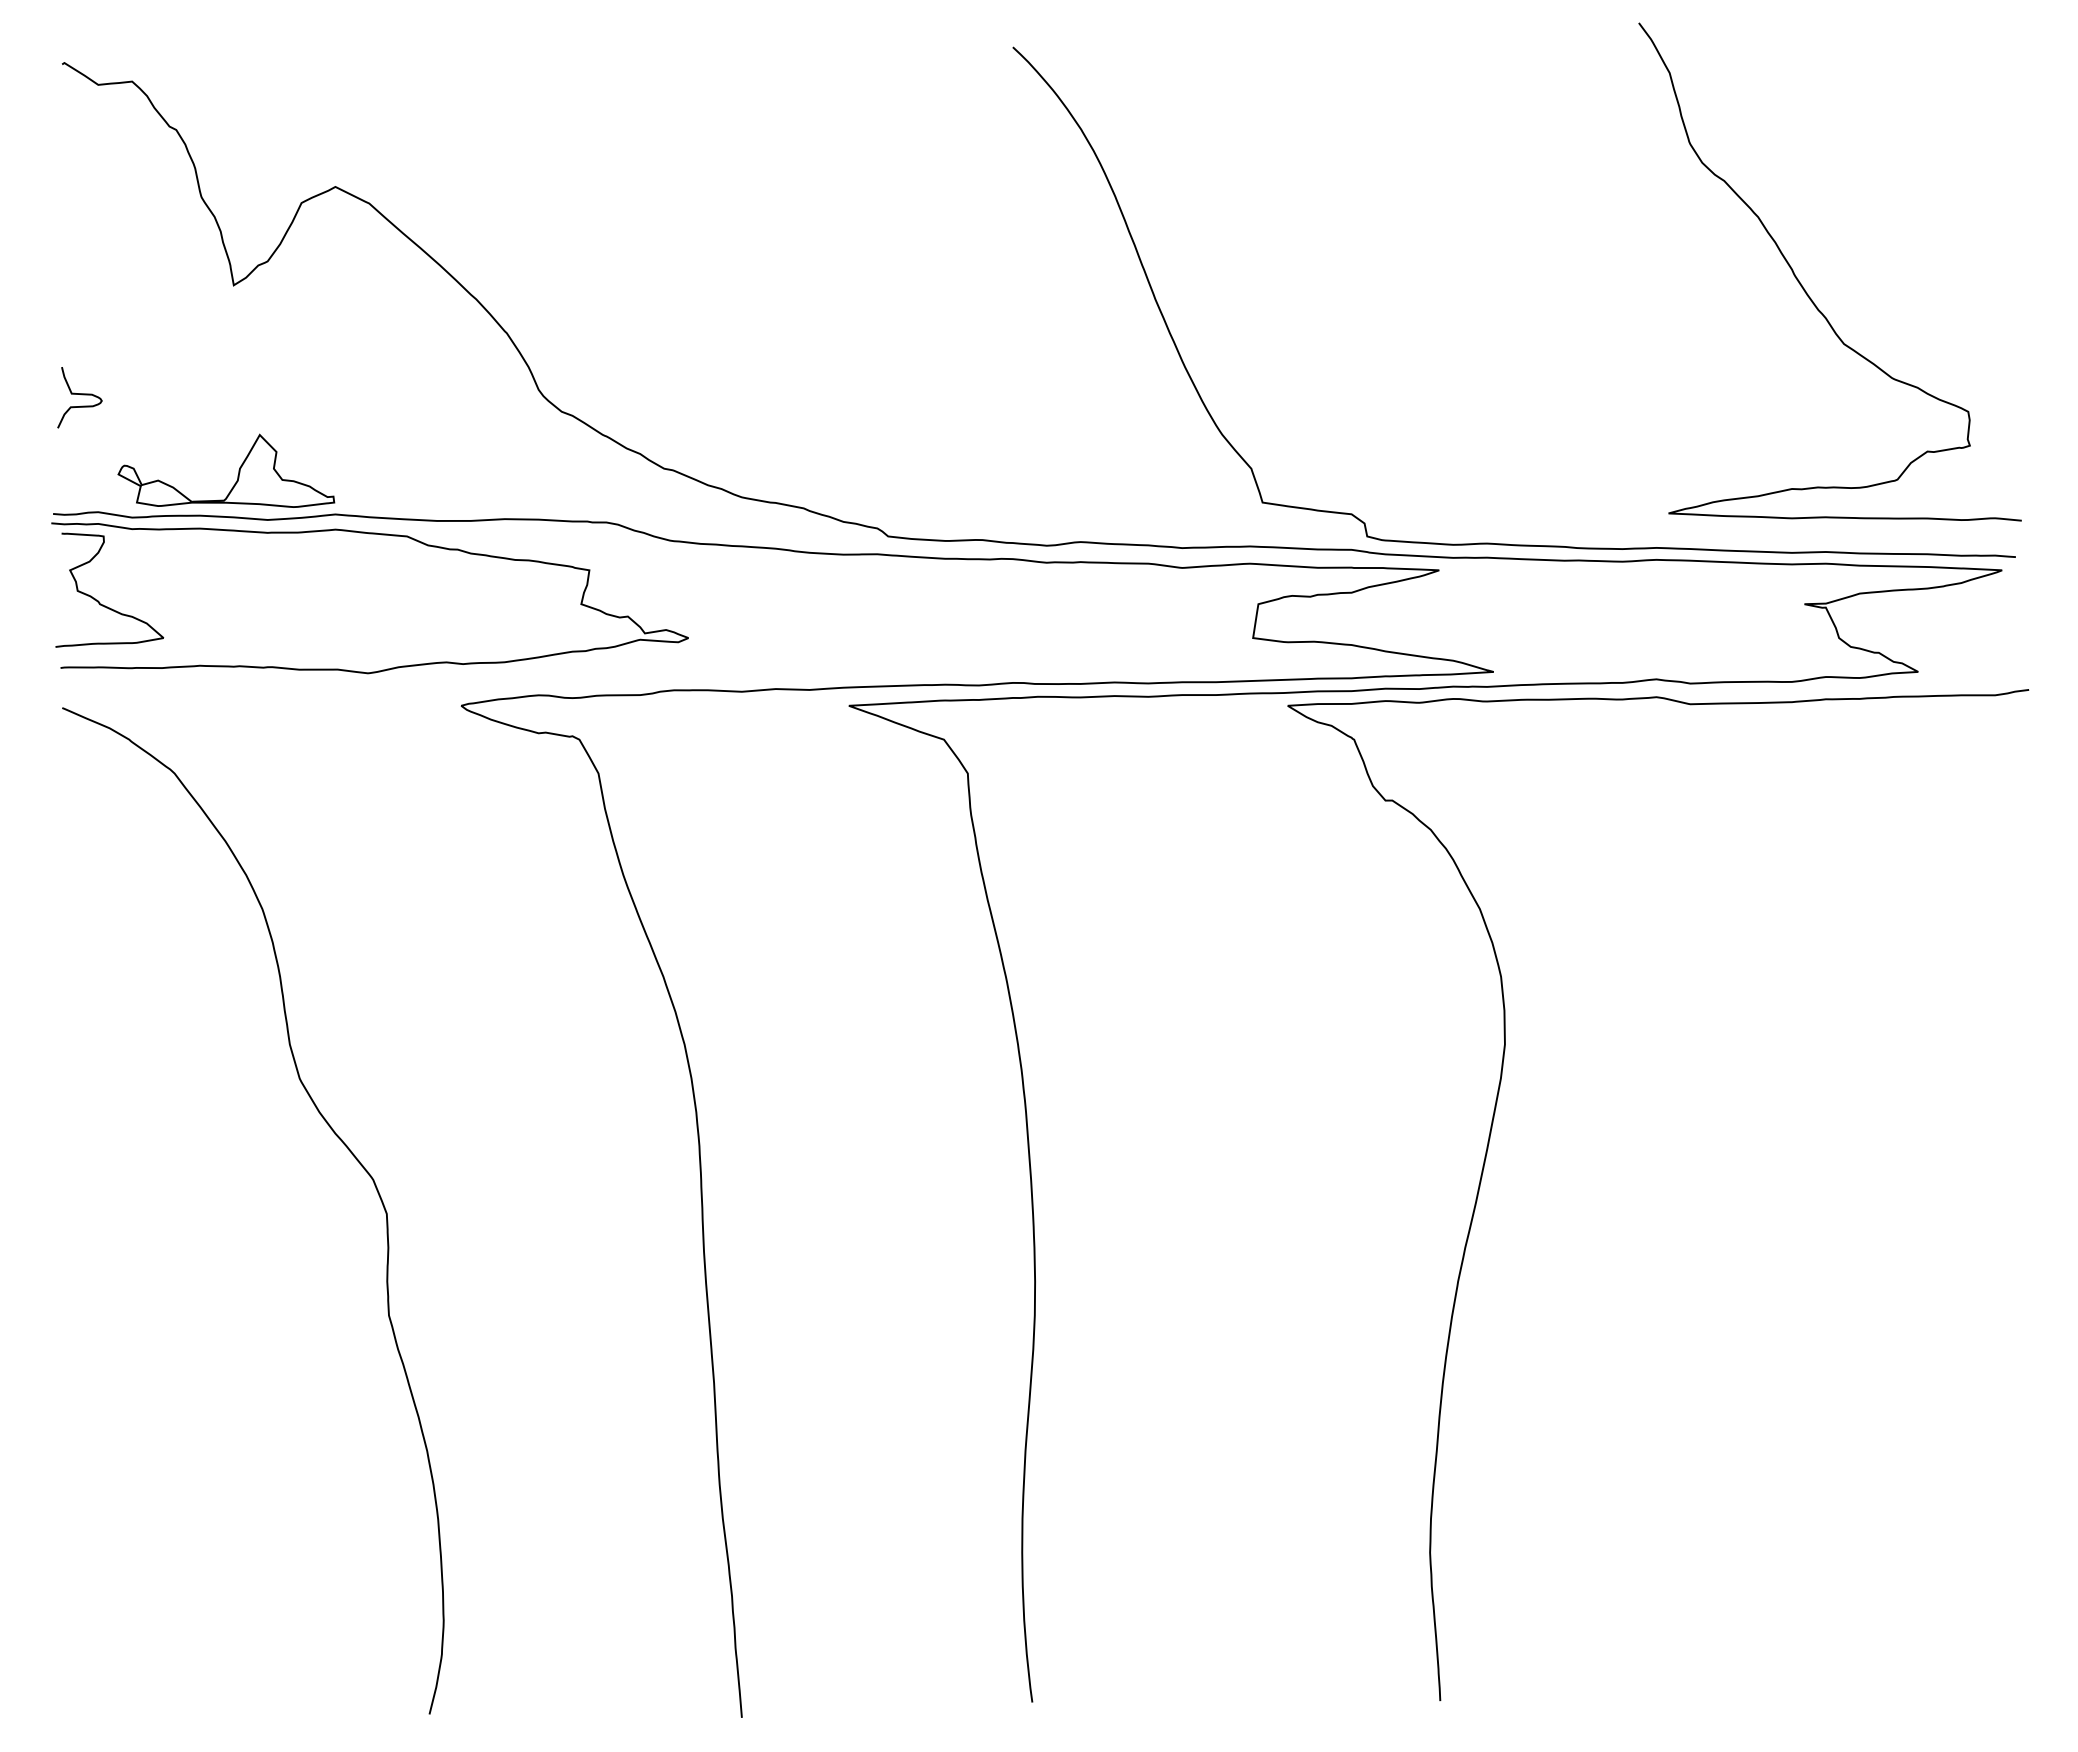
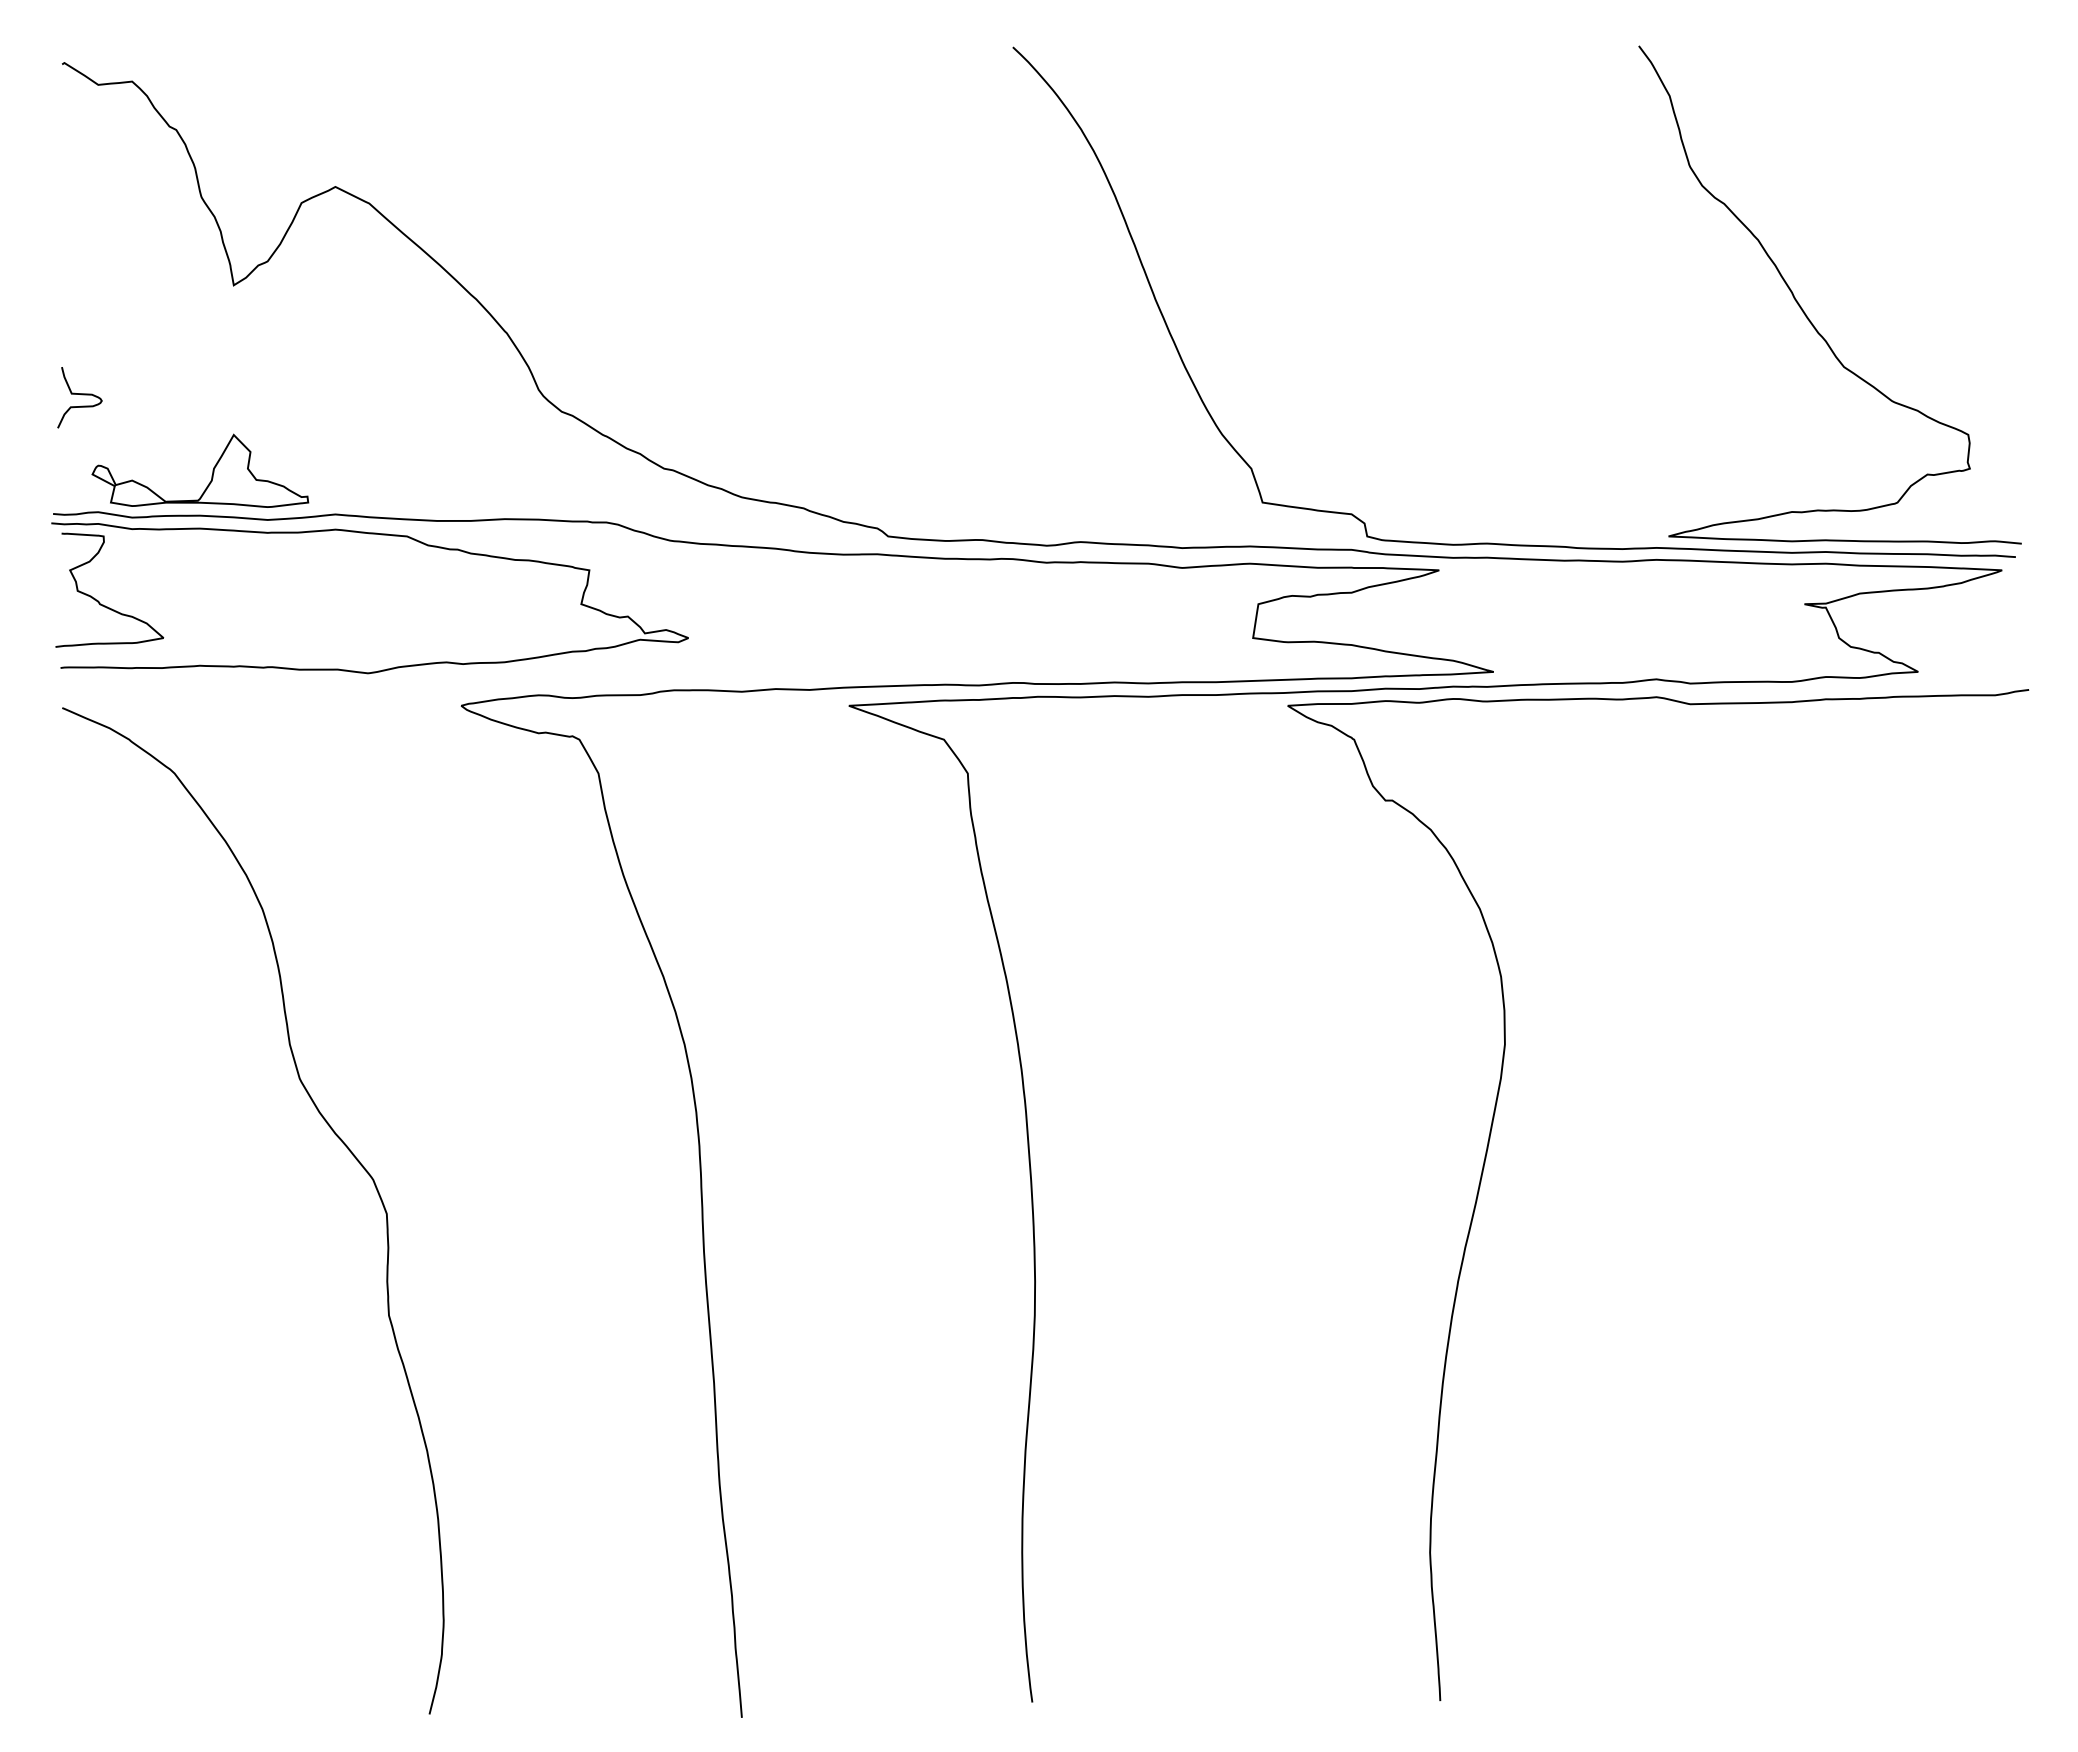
curve position: (1805, 289) -> (1805, 312) (1805, 312)
part position: (238, 470) -> (212, 470) (212, 470)
